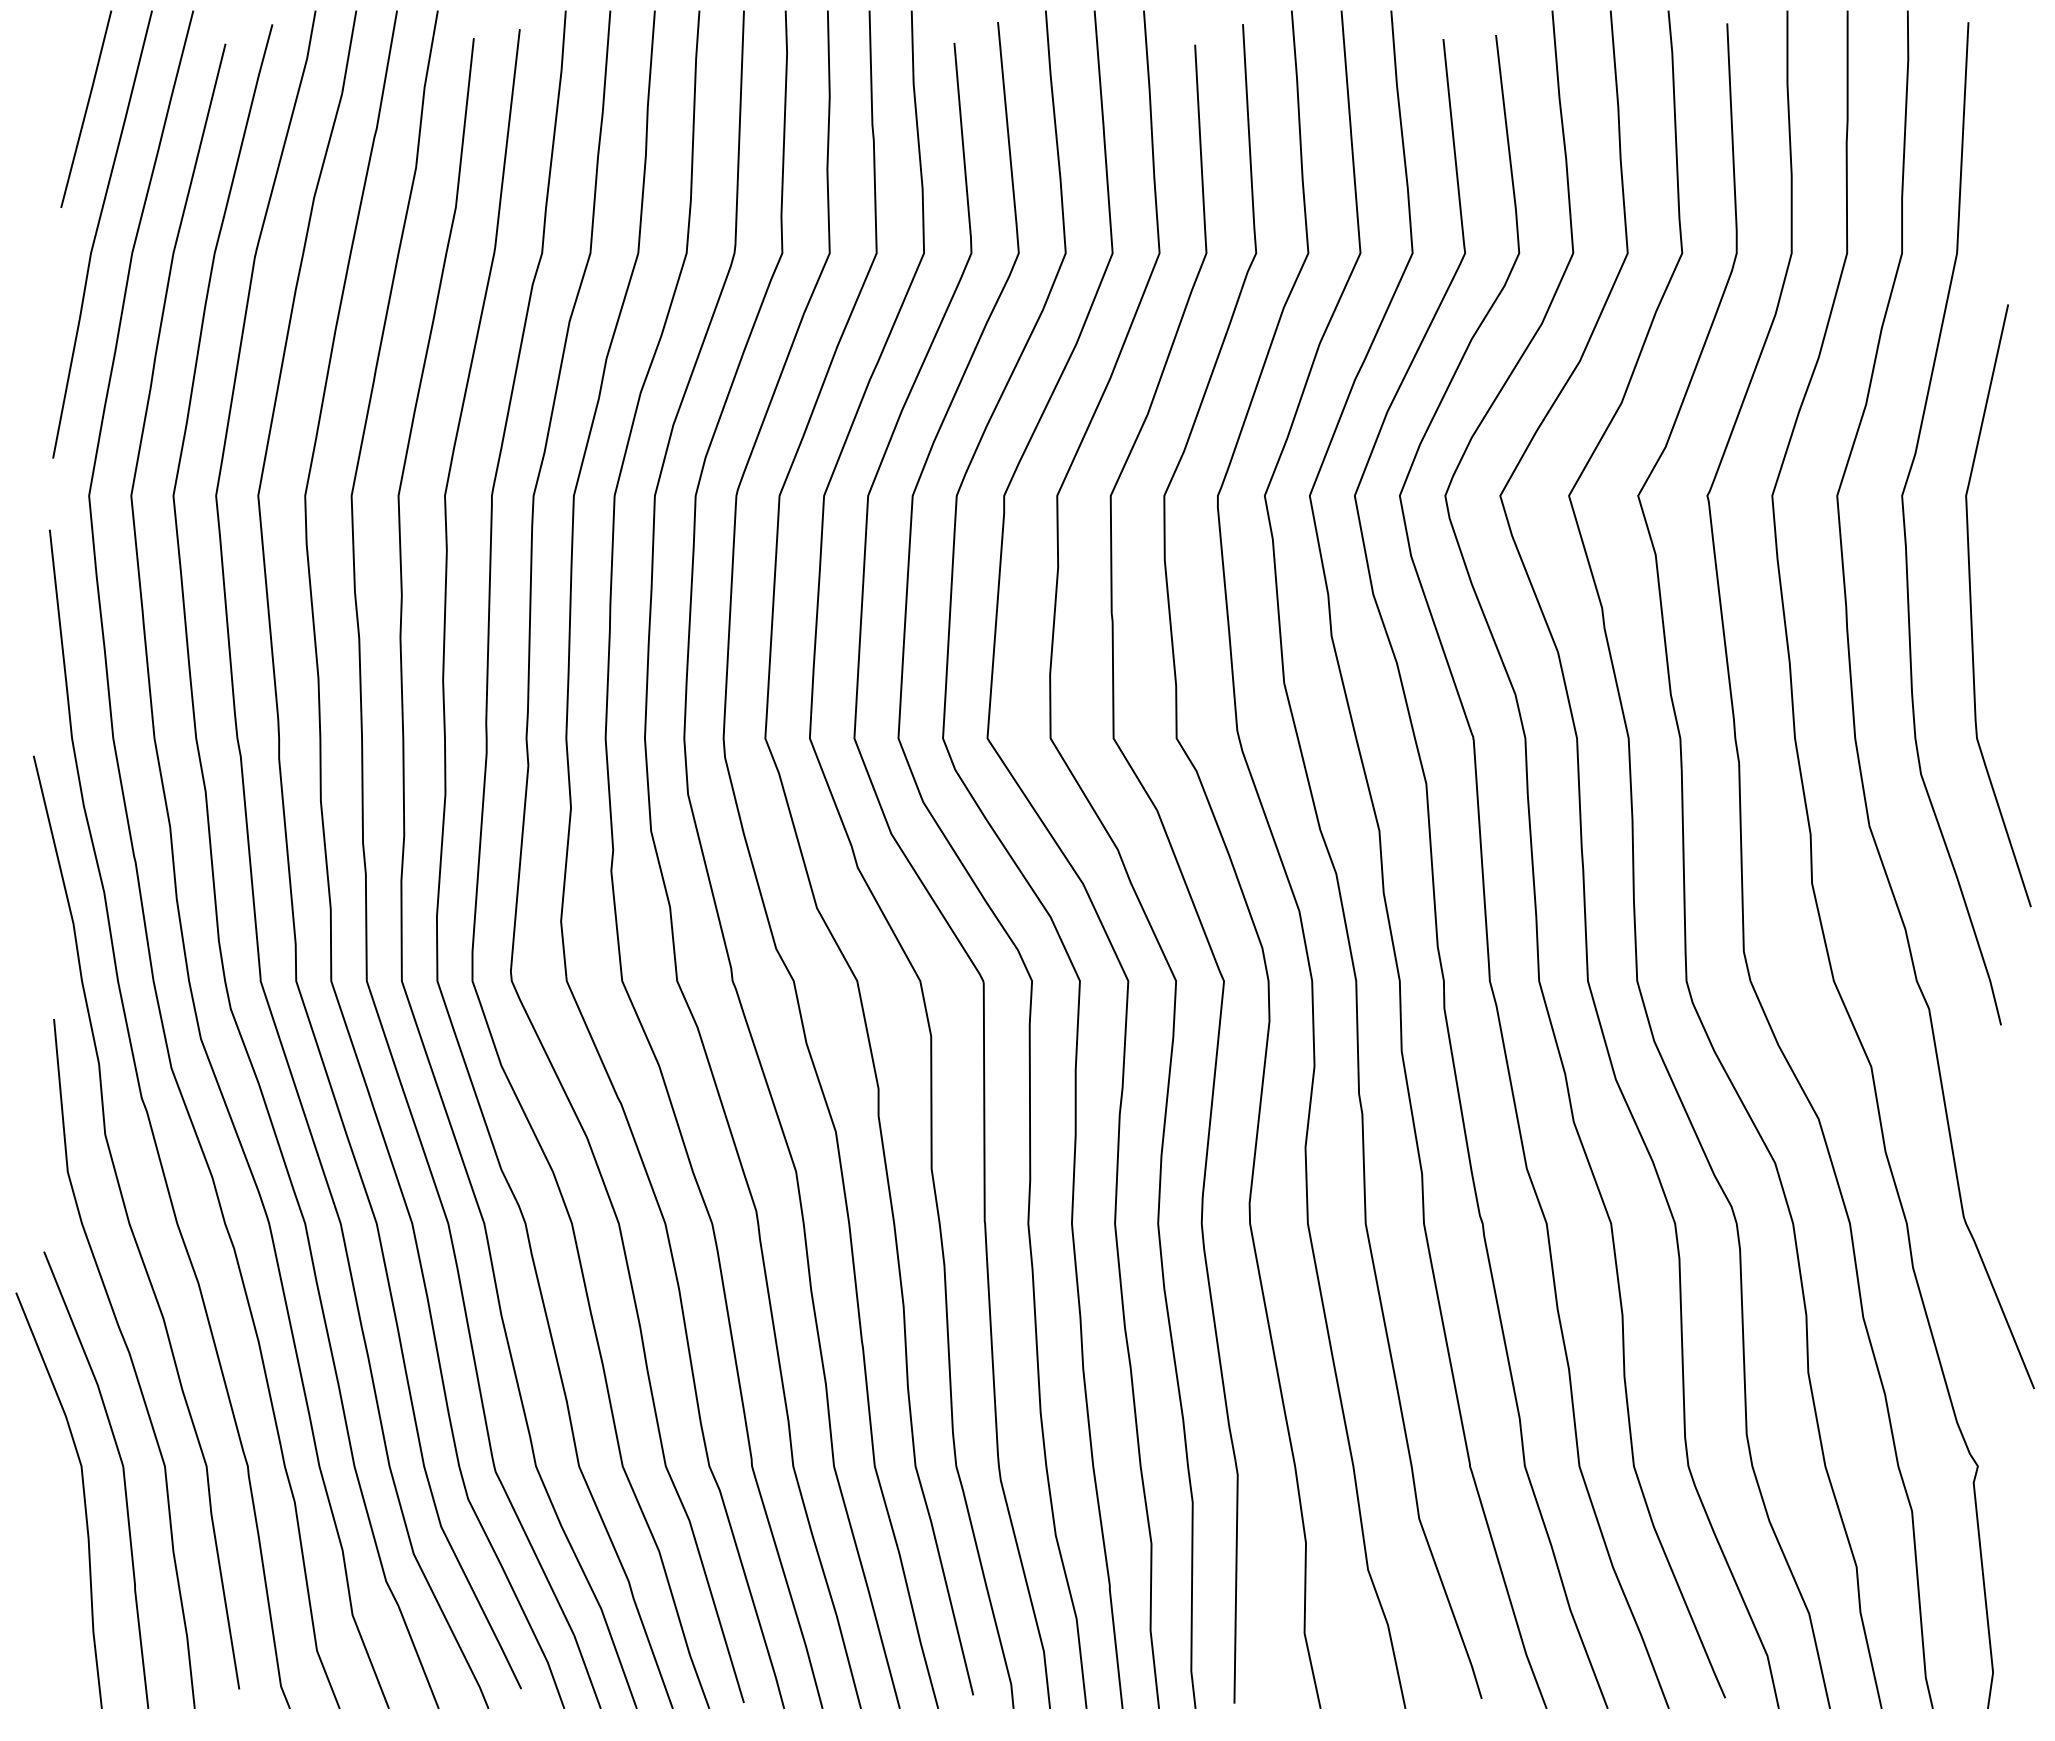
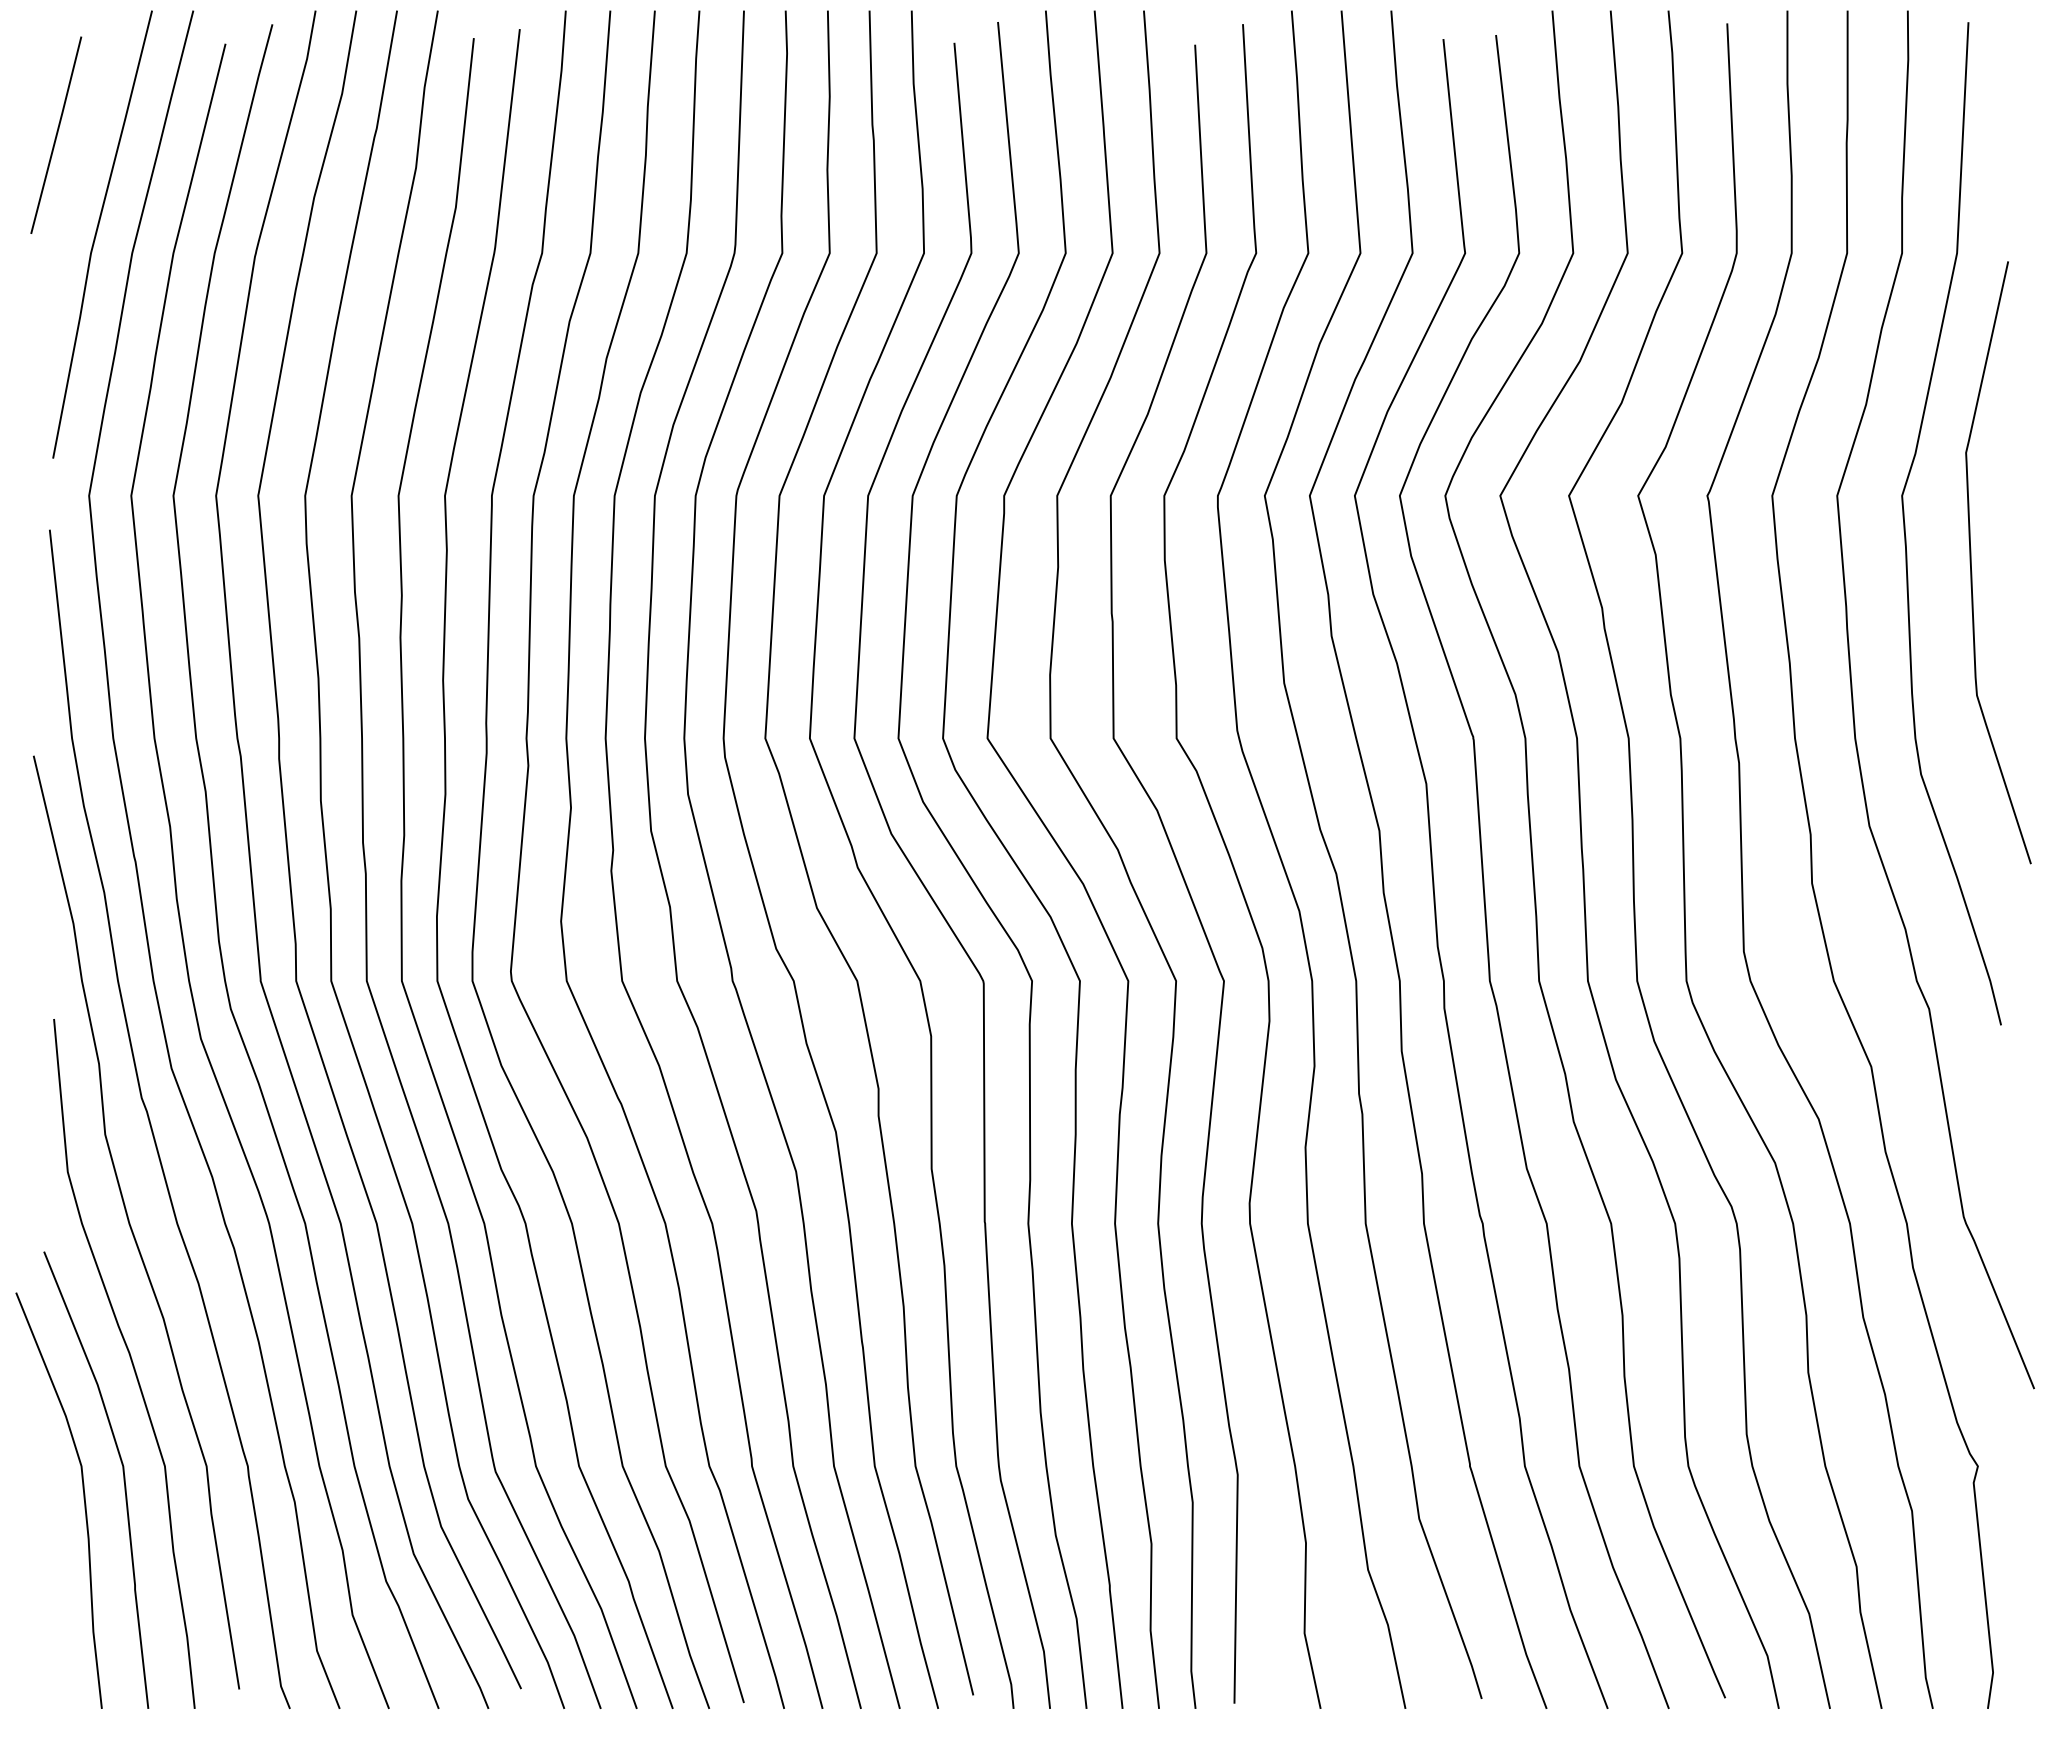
line position: (86, 108) -> (56, 134) (56, 134)
curve position: (1971, 605) -> (1971, 562) (1971, 562)
